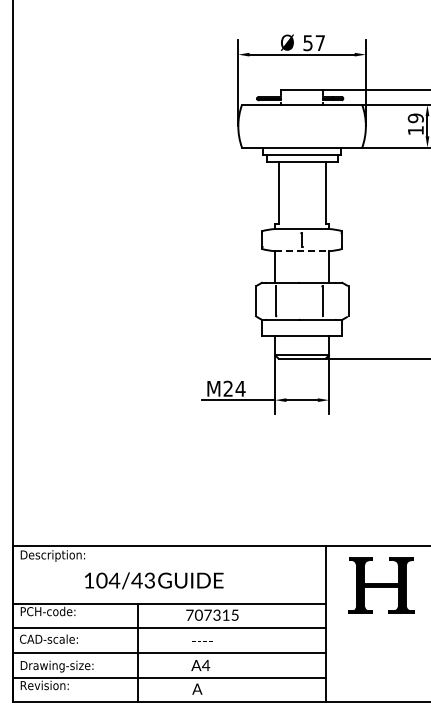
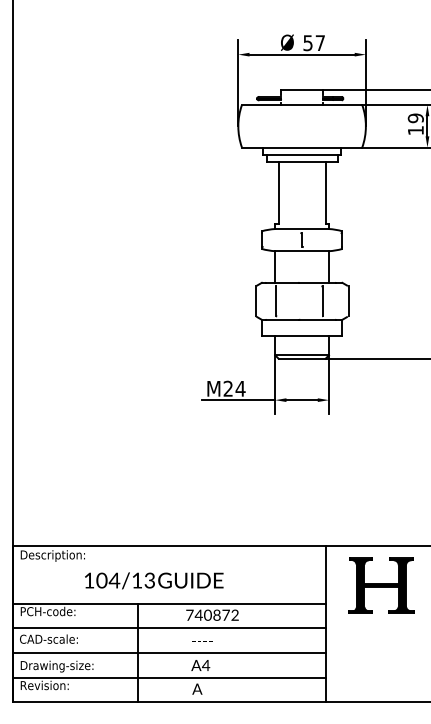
line: dashed -> solid (302, 251)
text: 104/43 -> 104/13 (136, 580)
text: 707315 -> 740872 (216, 614)
